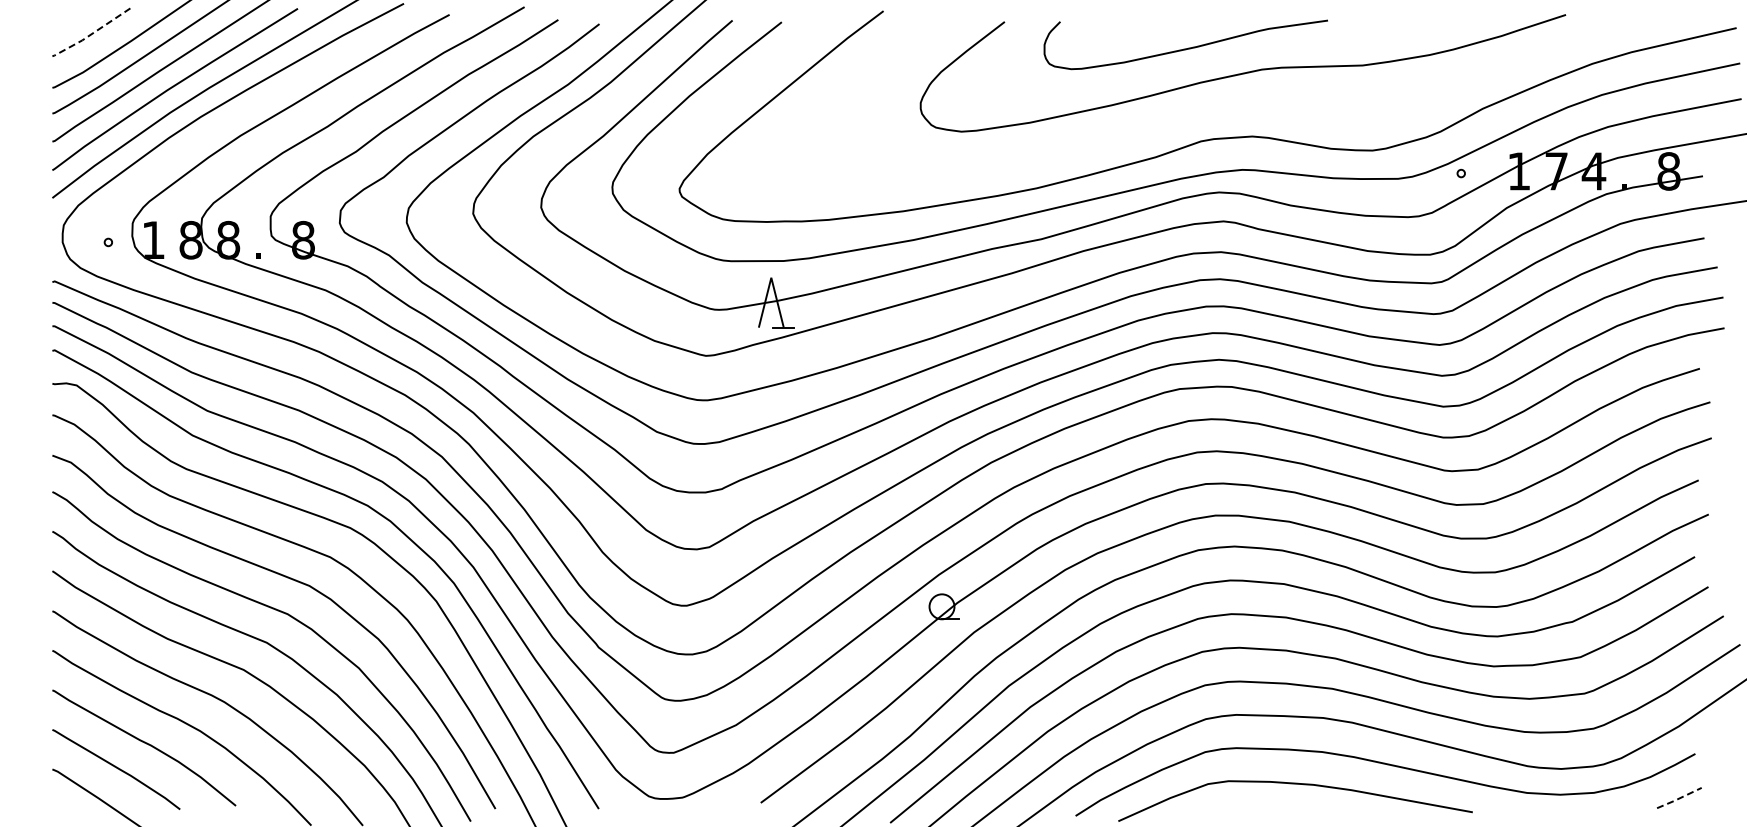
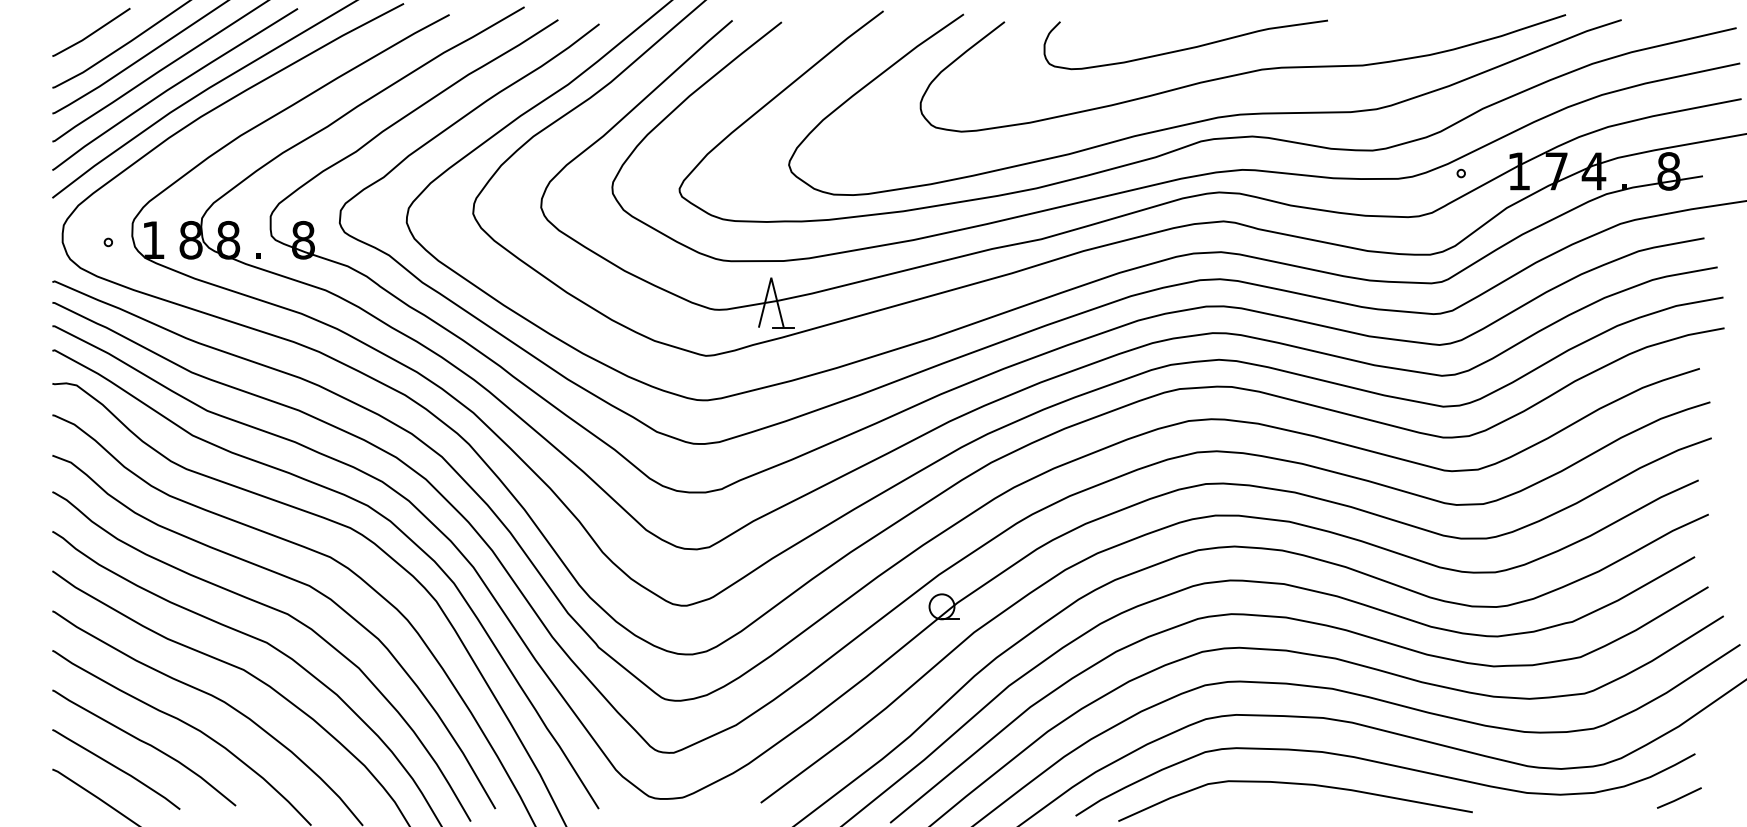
line: dashed -> solid (90, 34)
curve: none -> present (1208, 118)
line: dashed -> solid (1679, 798)
